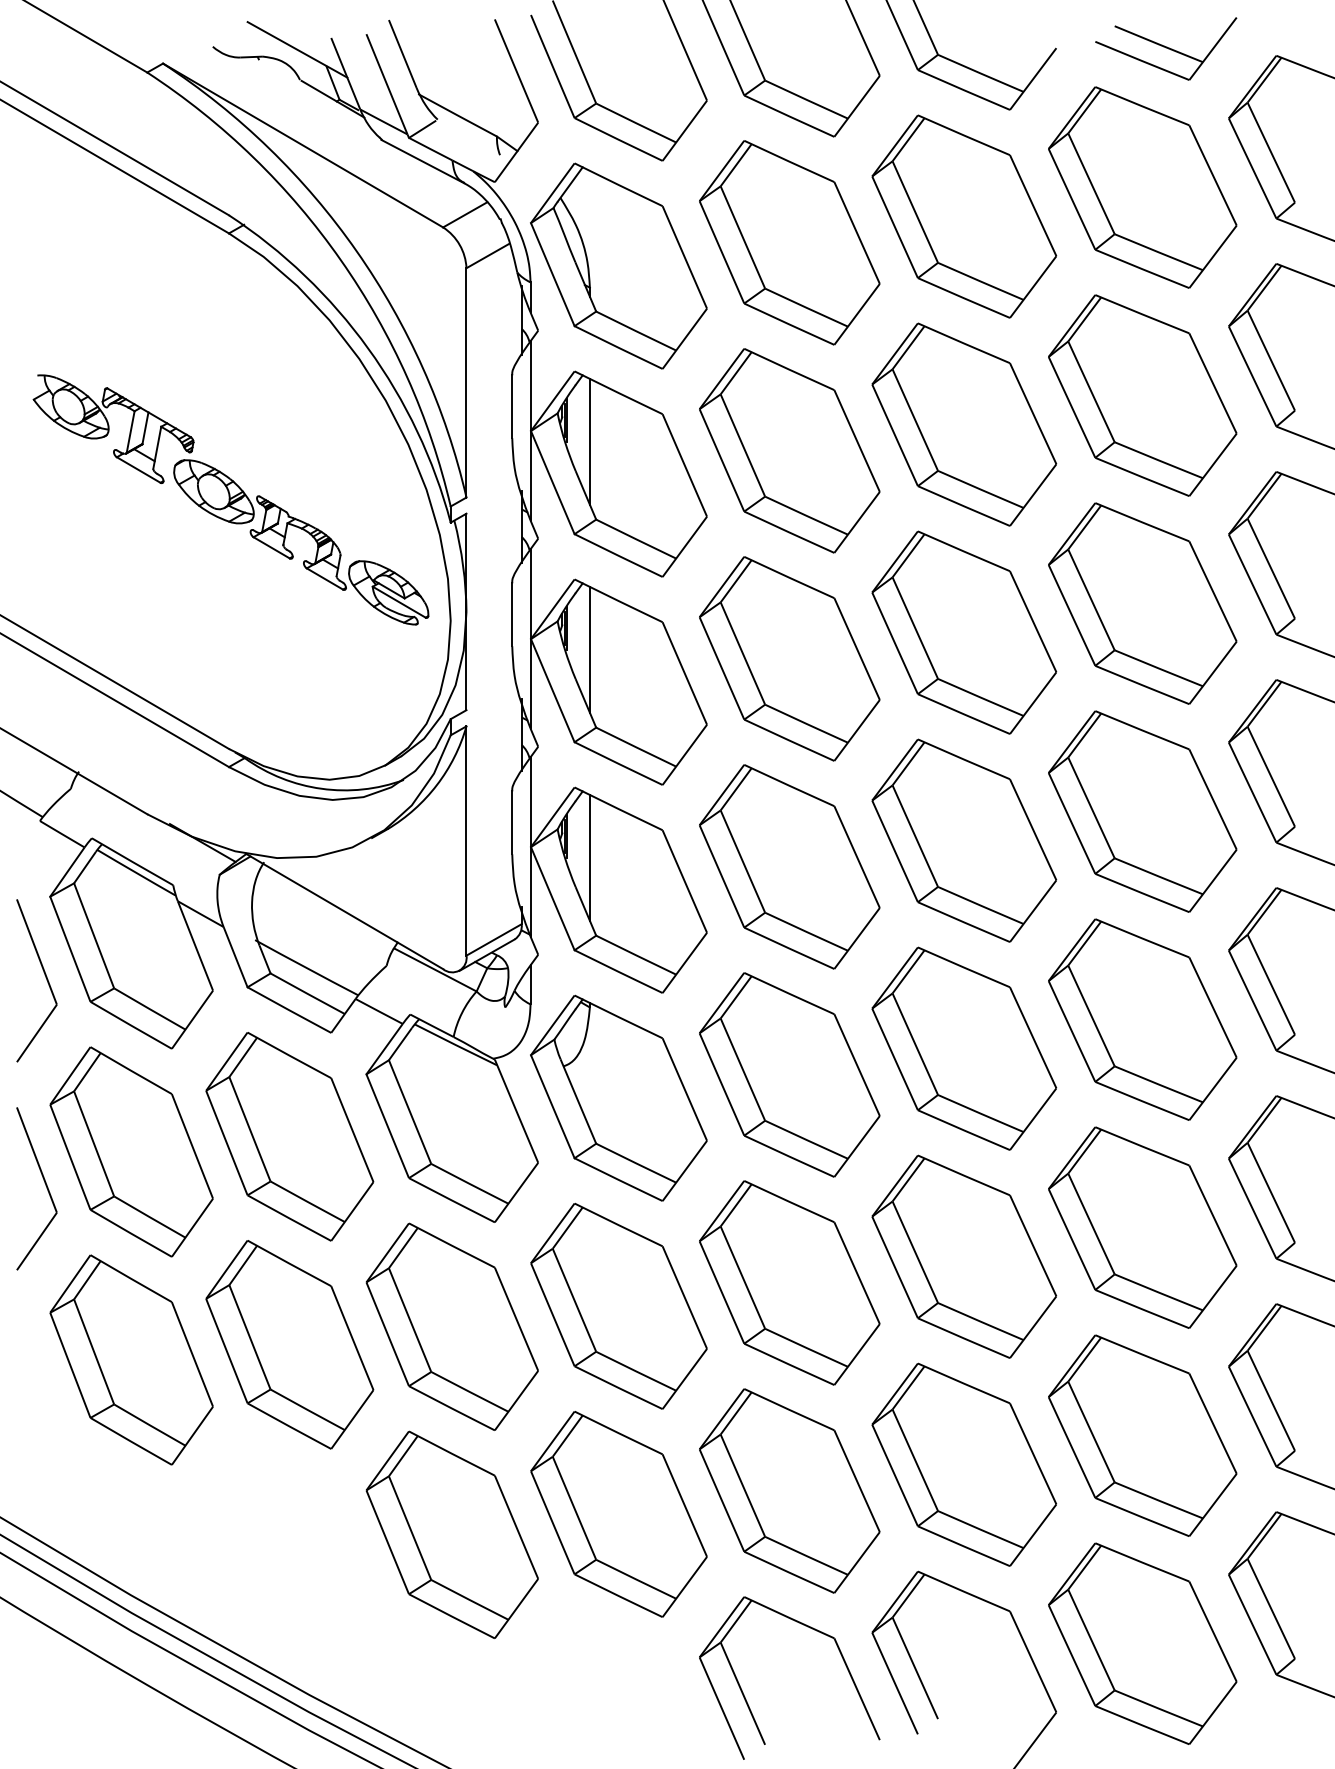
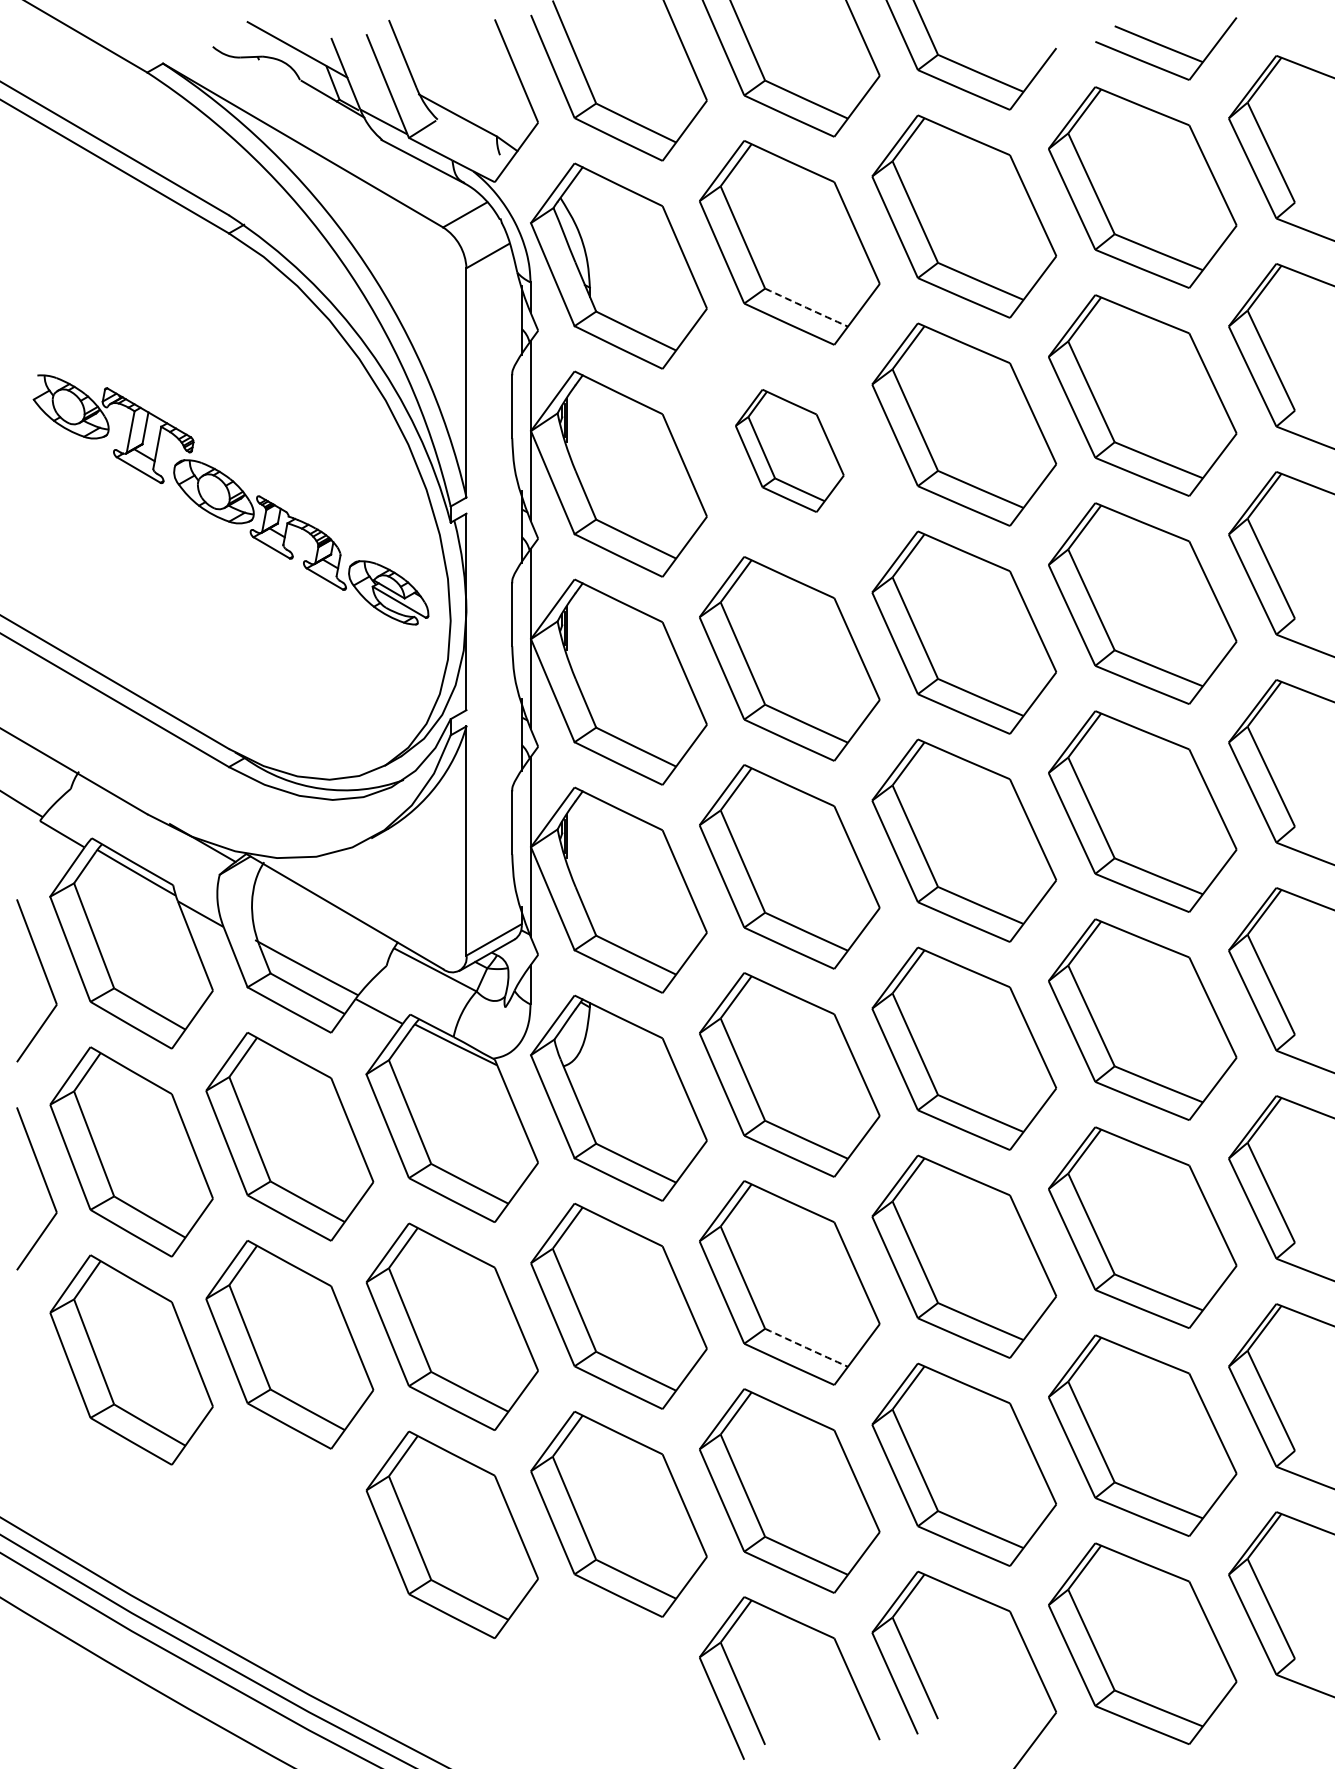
arc: solid -> dashed (806, 307)
line: present -> none (589, 441)
part size: 182x206 px -> 110x124 px (789, 450)
line: present -> none (589, 649)
line: present -> none (589, 857)
arc: solid -> dashed (806, 1347)
